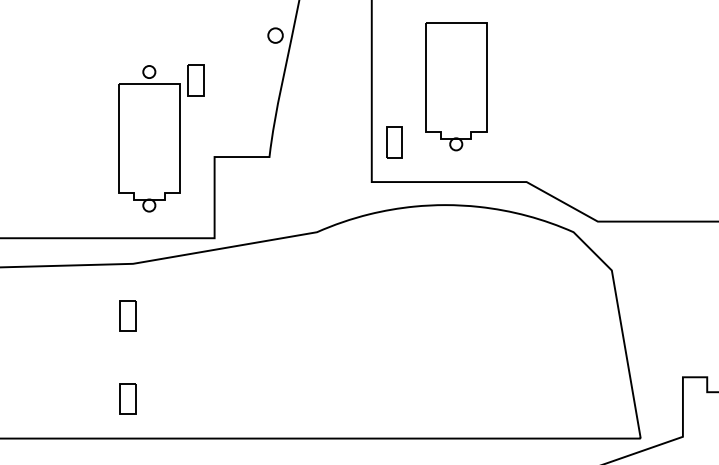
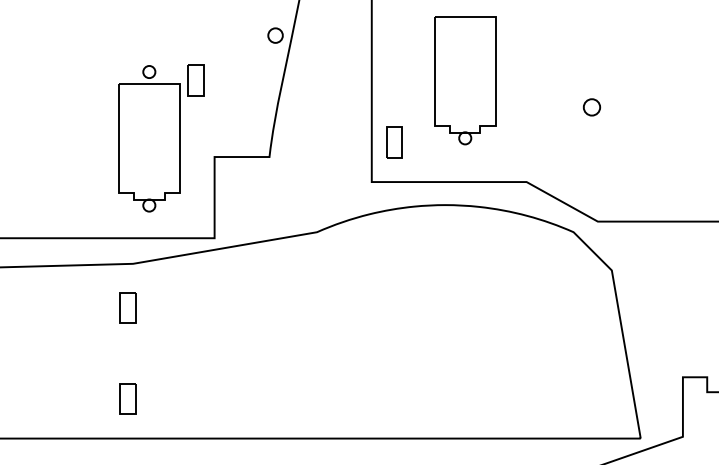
part position: (456, 86) -> (465, 80) (465, 80)
part: none -> present (591, 107)
part position: (127, 315) -> (127, 307) (127, 307)
